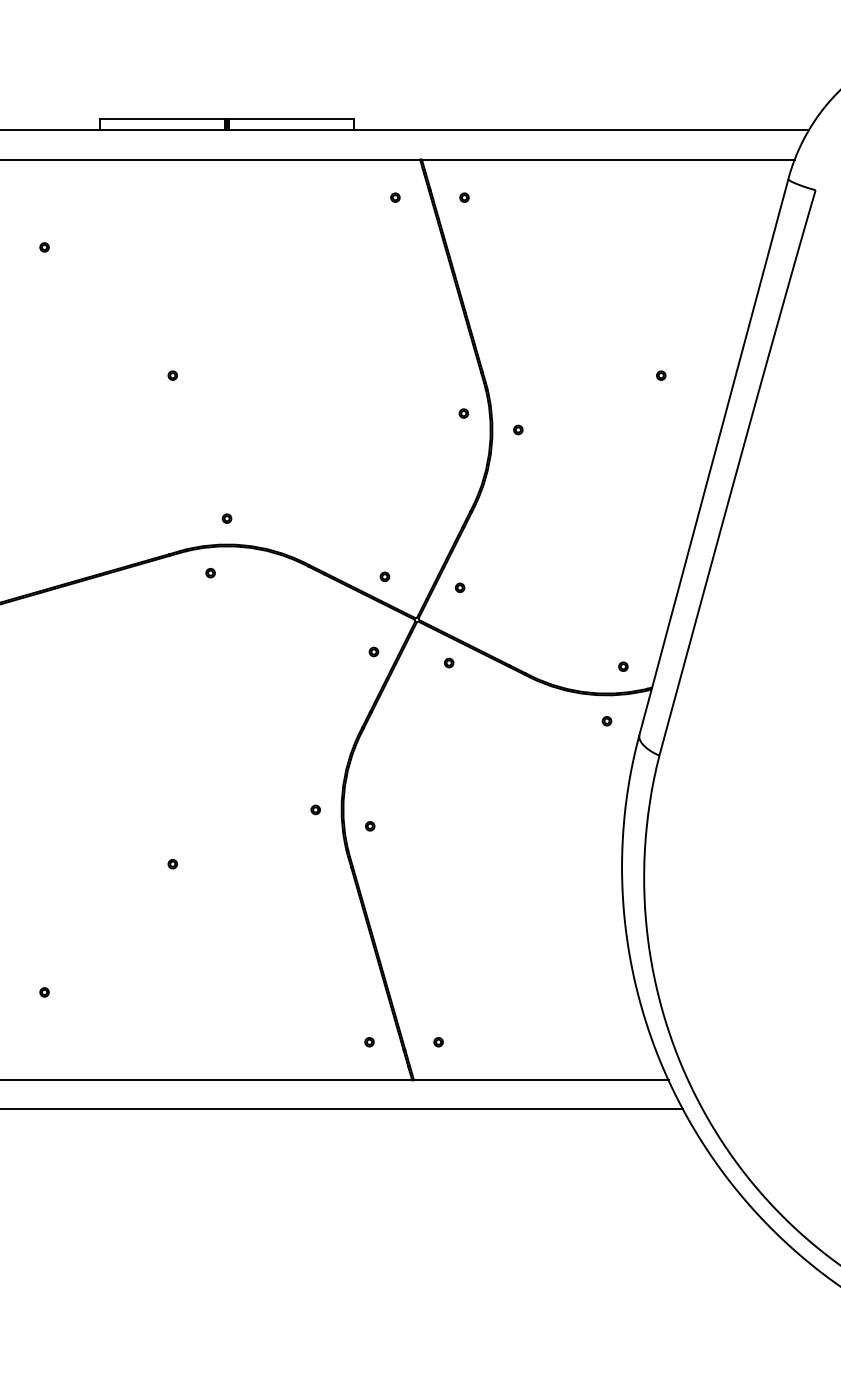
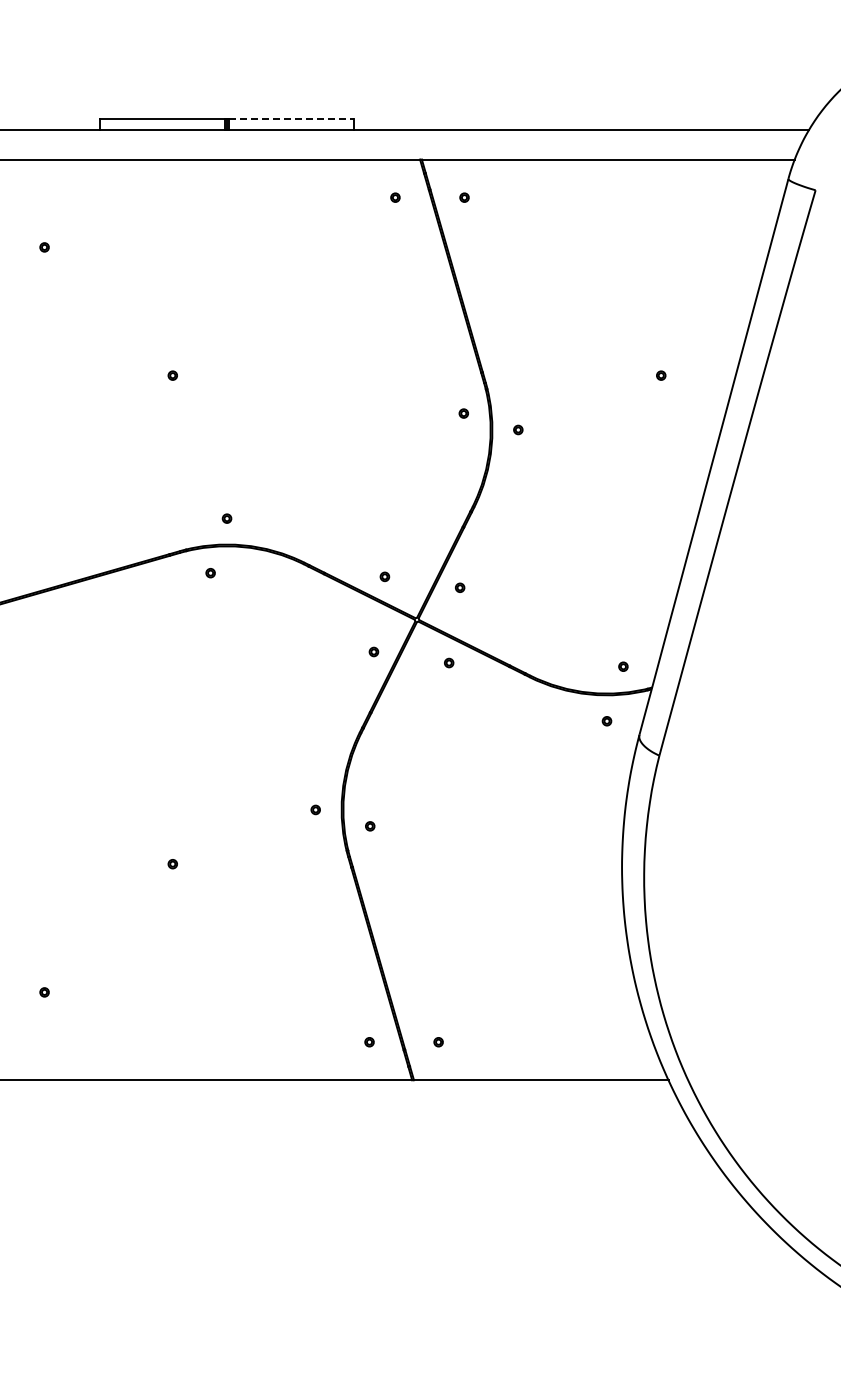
line: solid -> dashed (291, 119)
line: present -> none (342, 1109)
